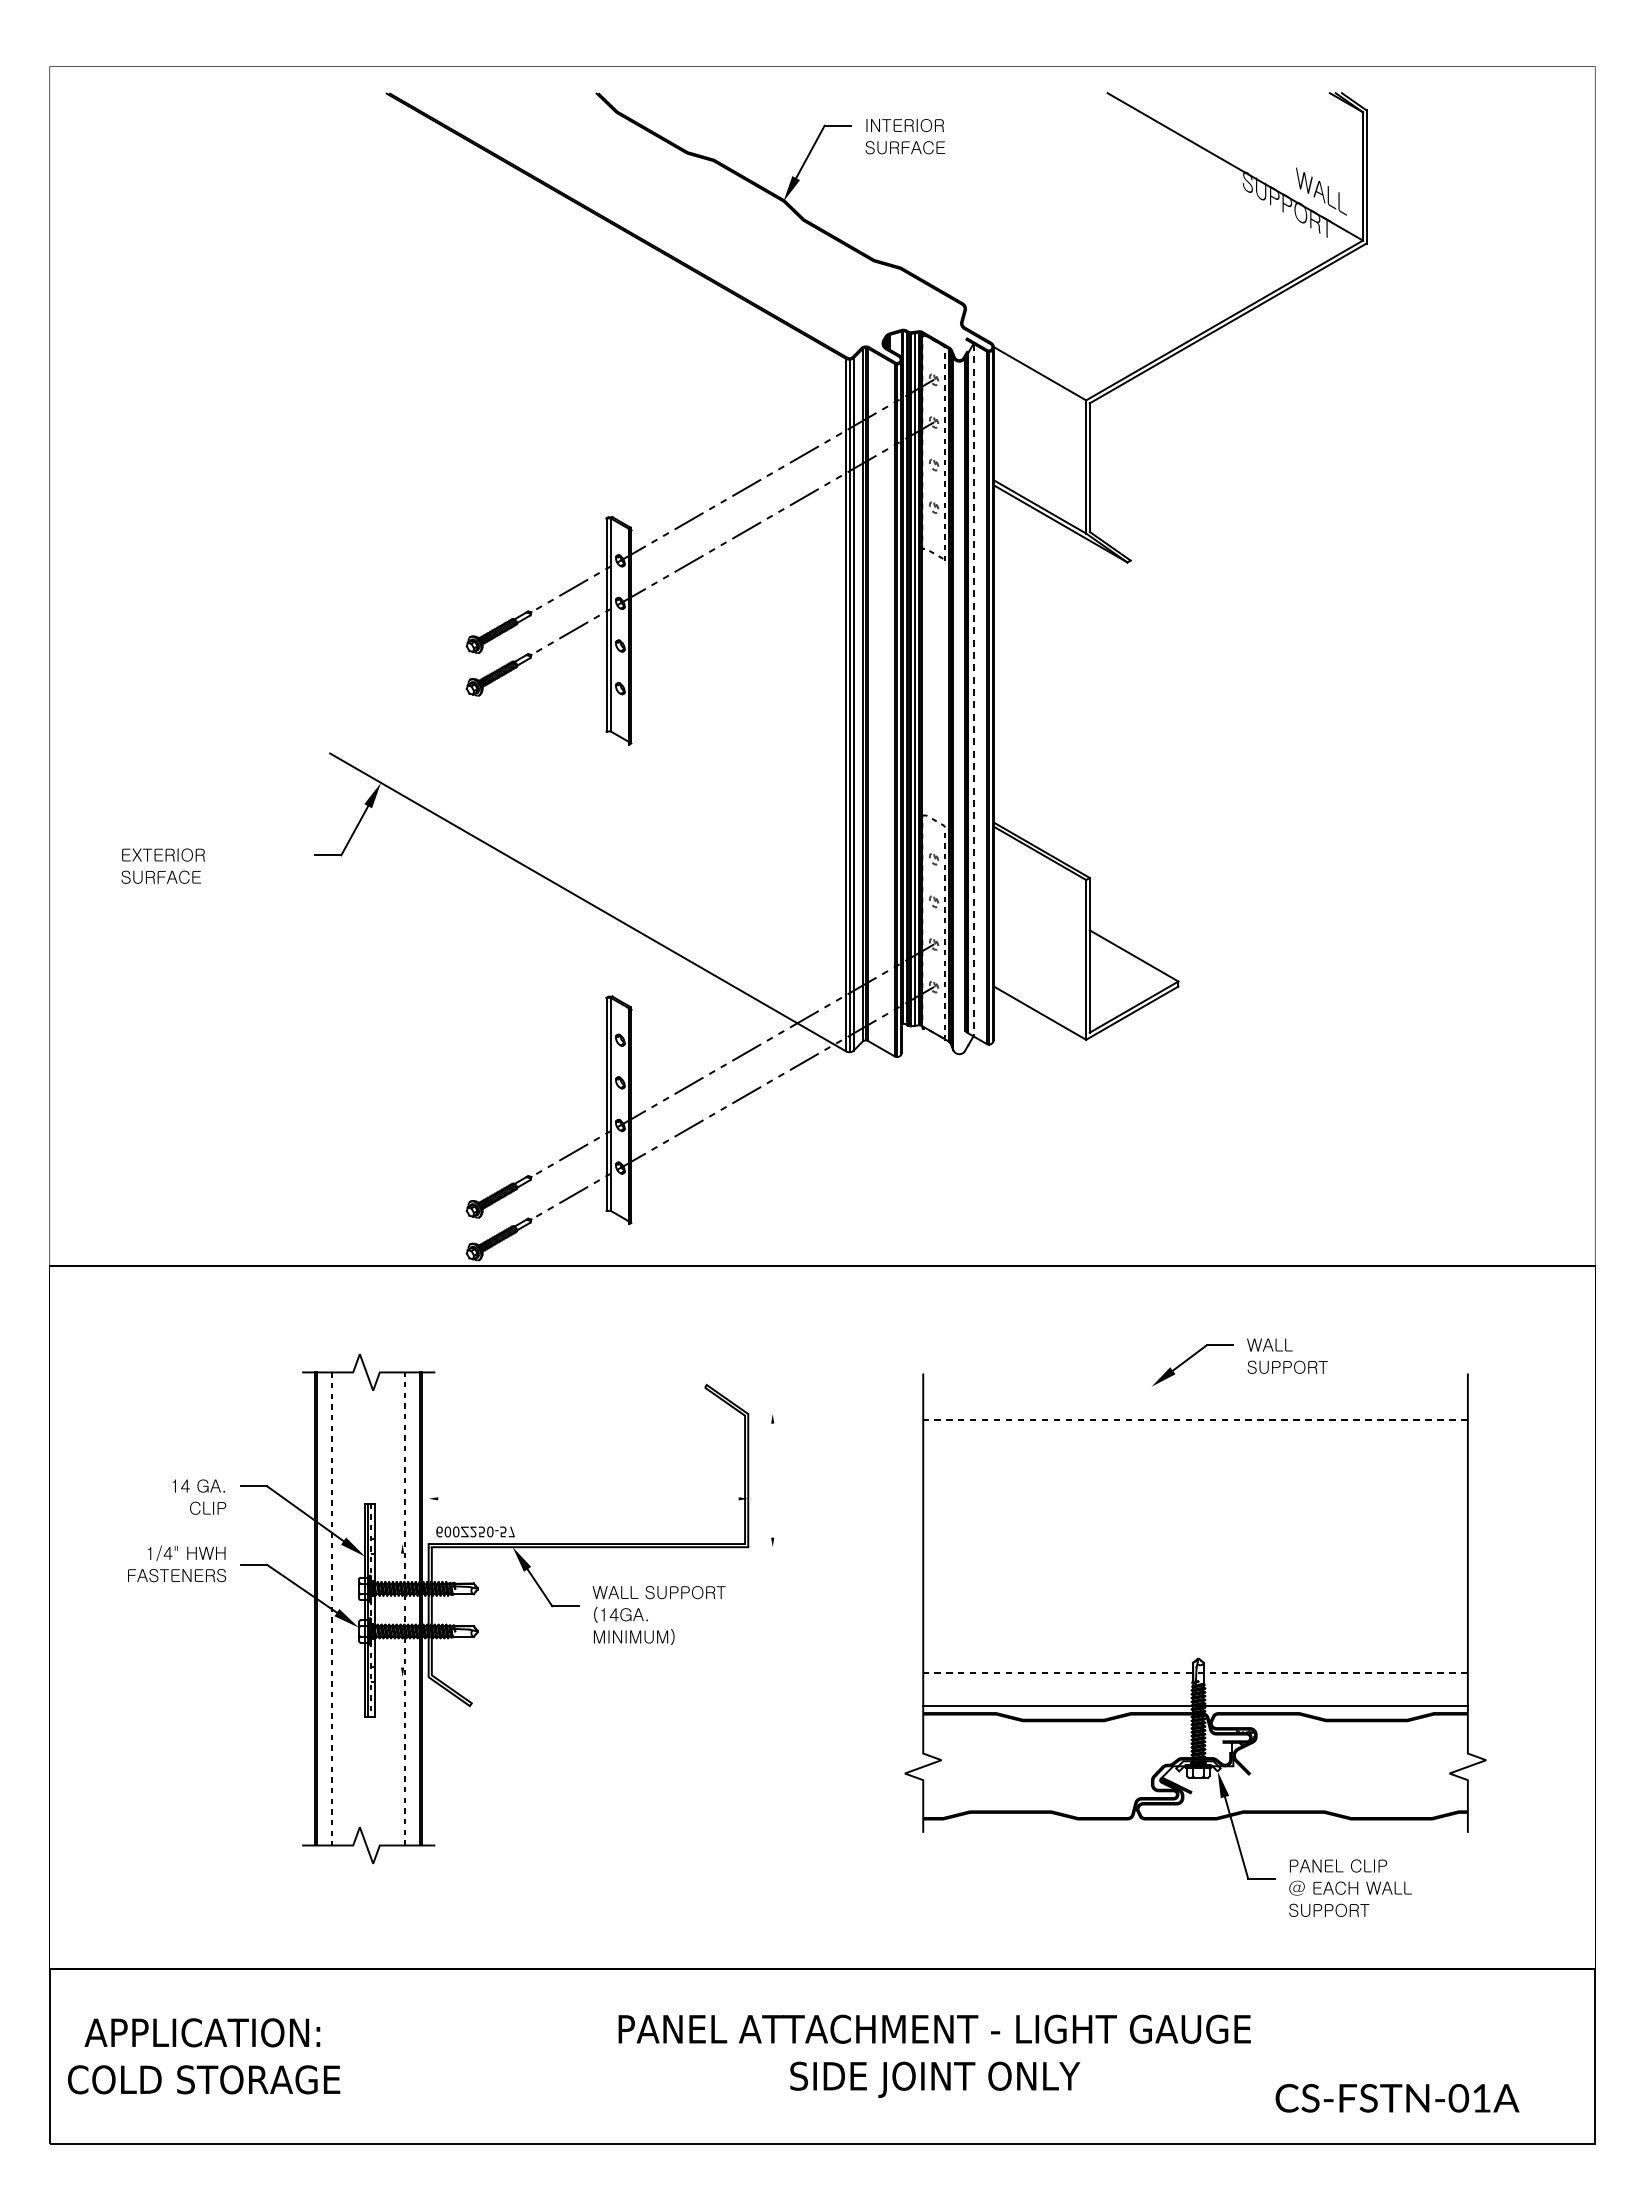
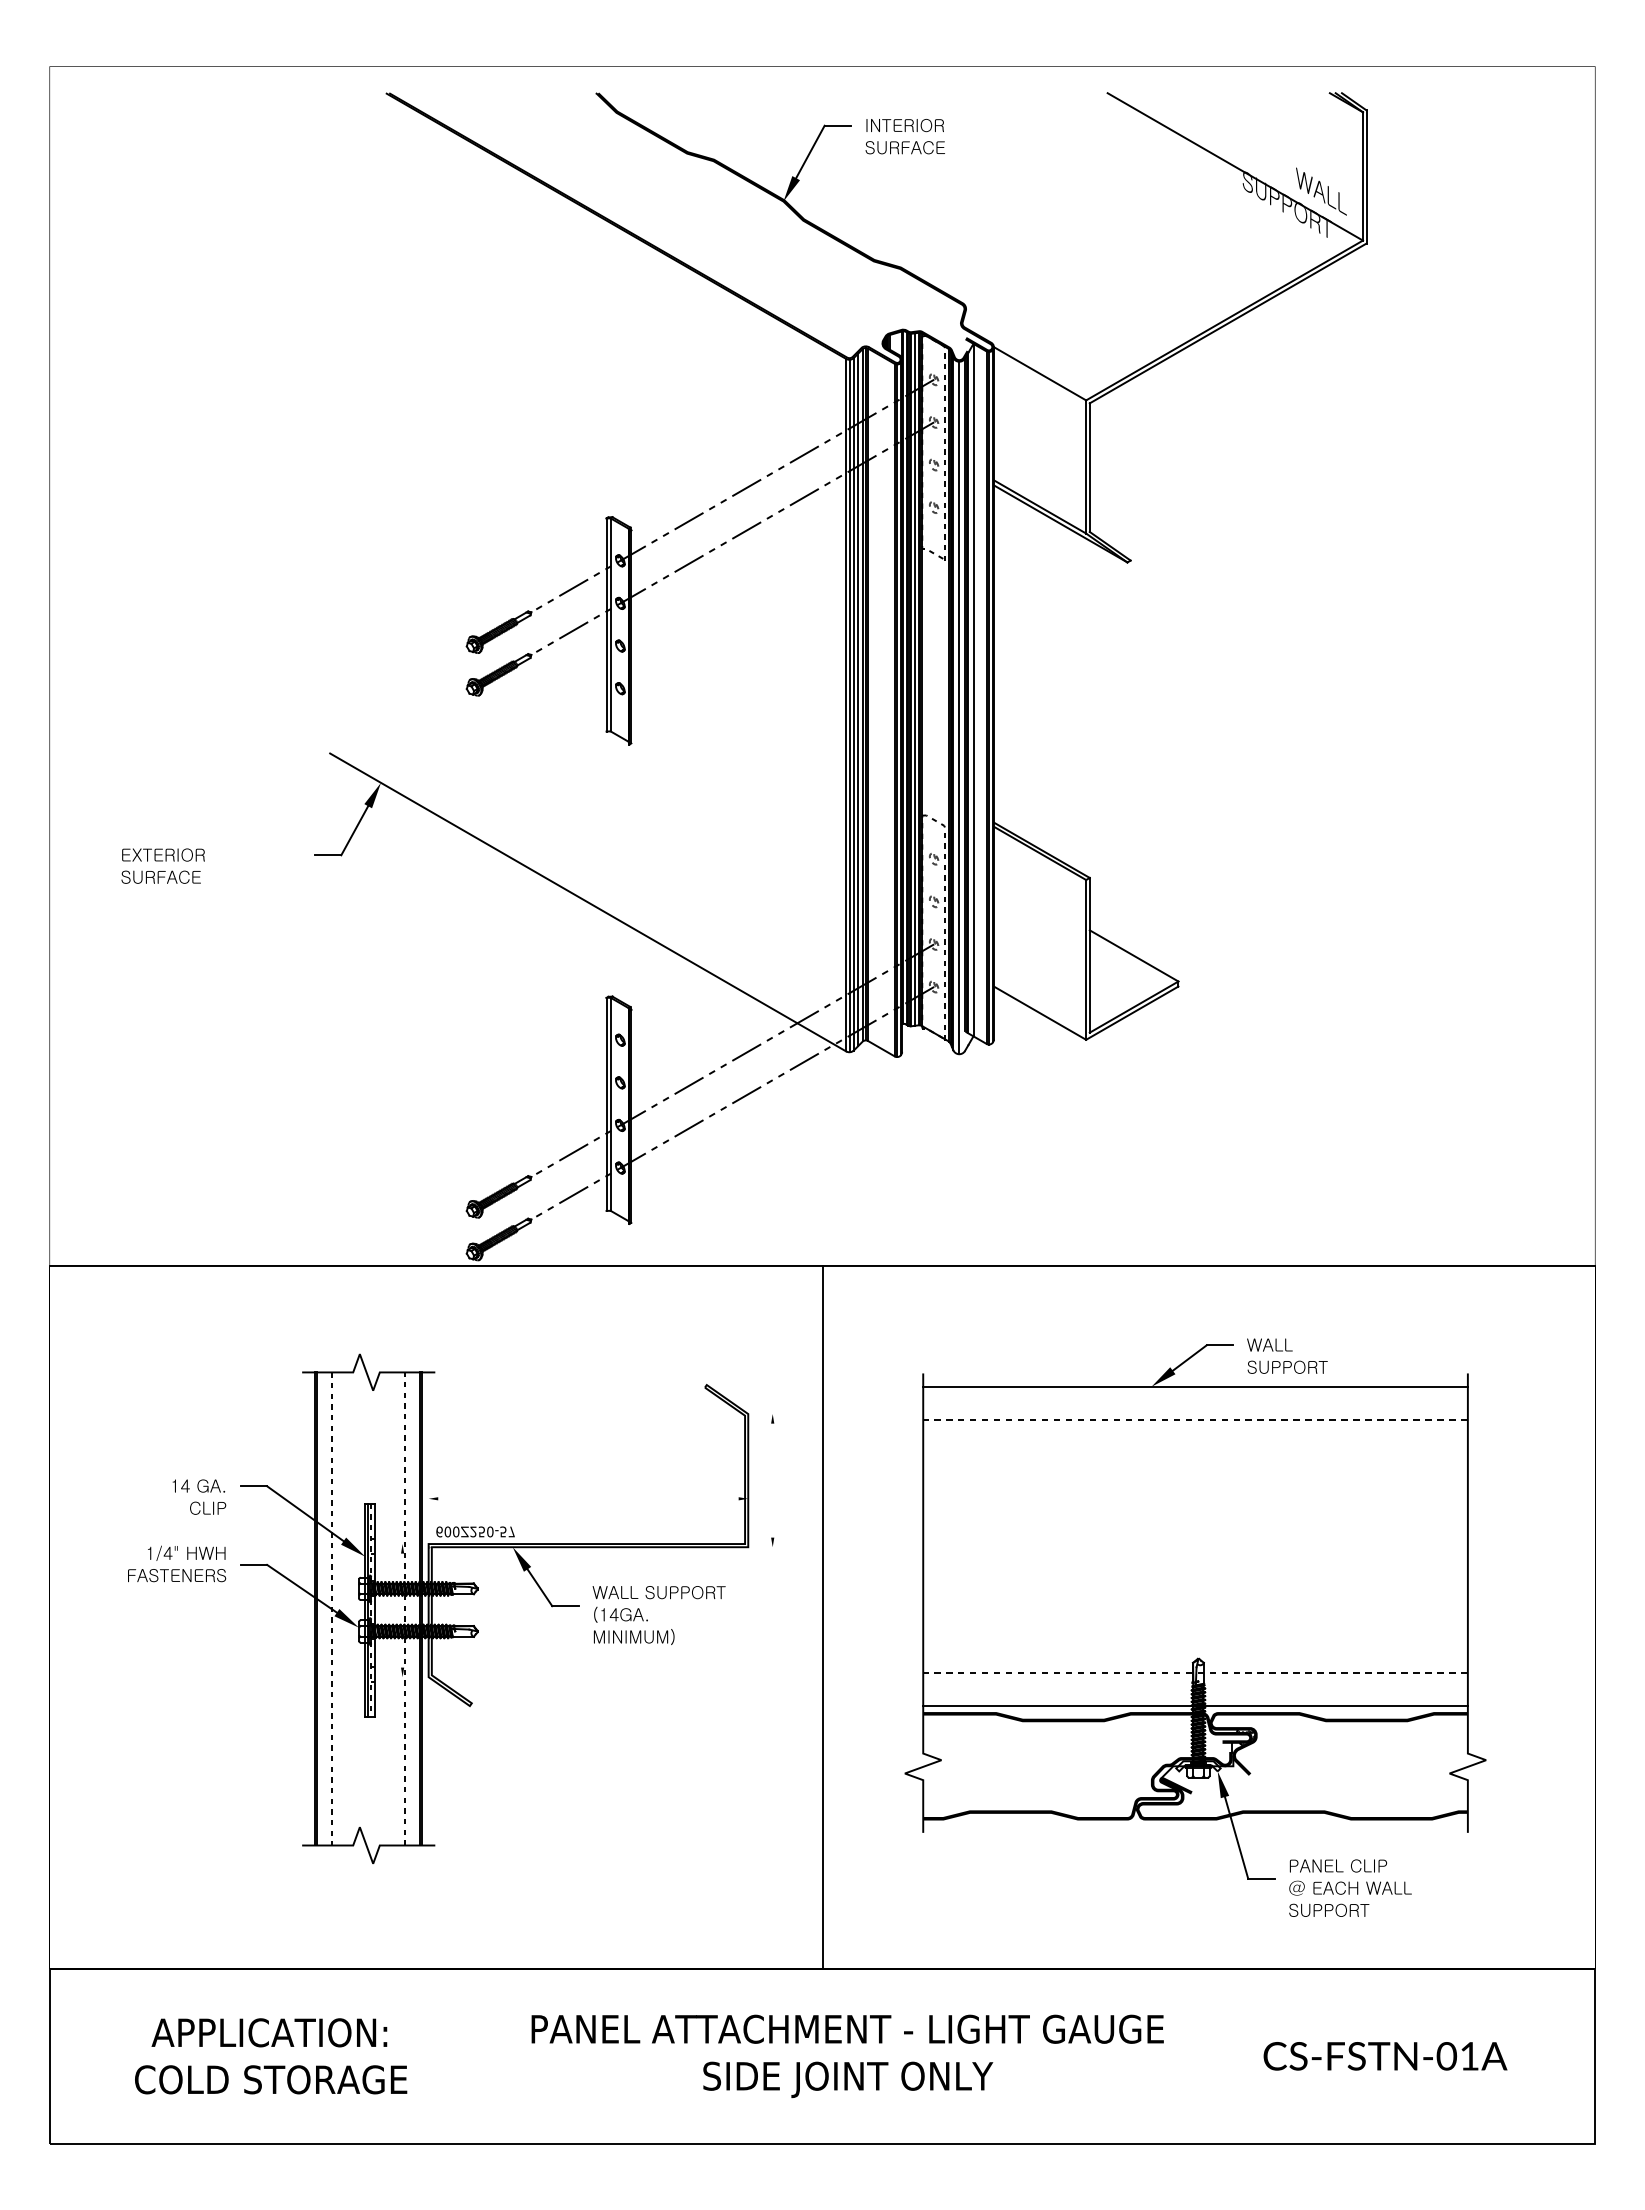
line: dashed -> solid (973, 690)
line: none -> present (858, 699)
line: none -> present (959, 707)
line: none -> present (1195, 1386)
line: none -> present (822, 1616)
text position: (204, 2056) -> (271, 2056) (271, 2056)
text position: (934, 2056) -> (847, 2056) (847, 2056)
text position: (1397, 2098) -> (1385, 2056) (1385, 2056)
